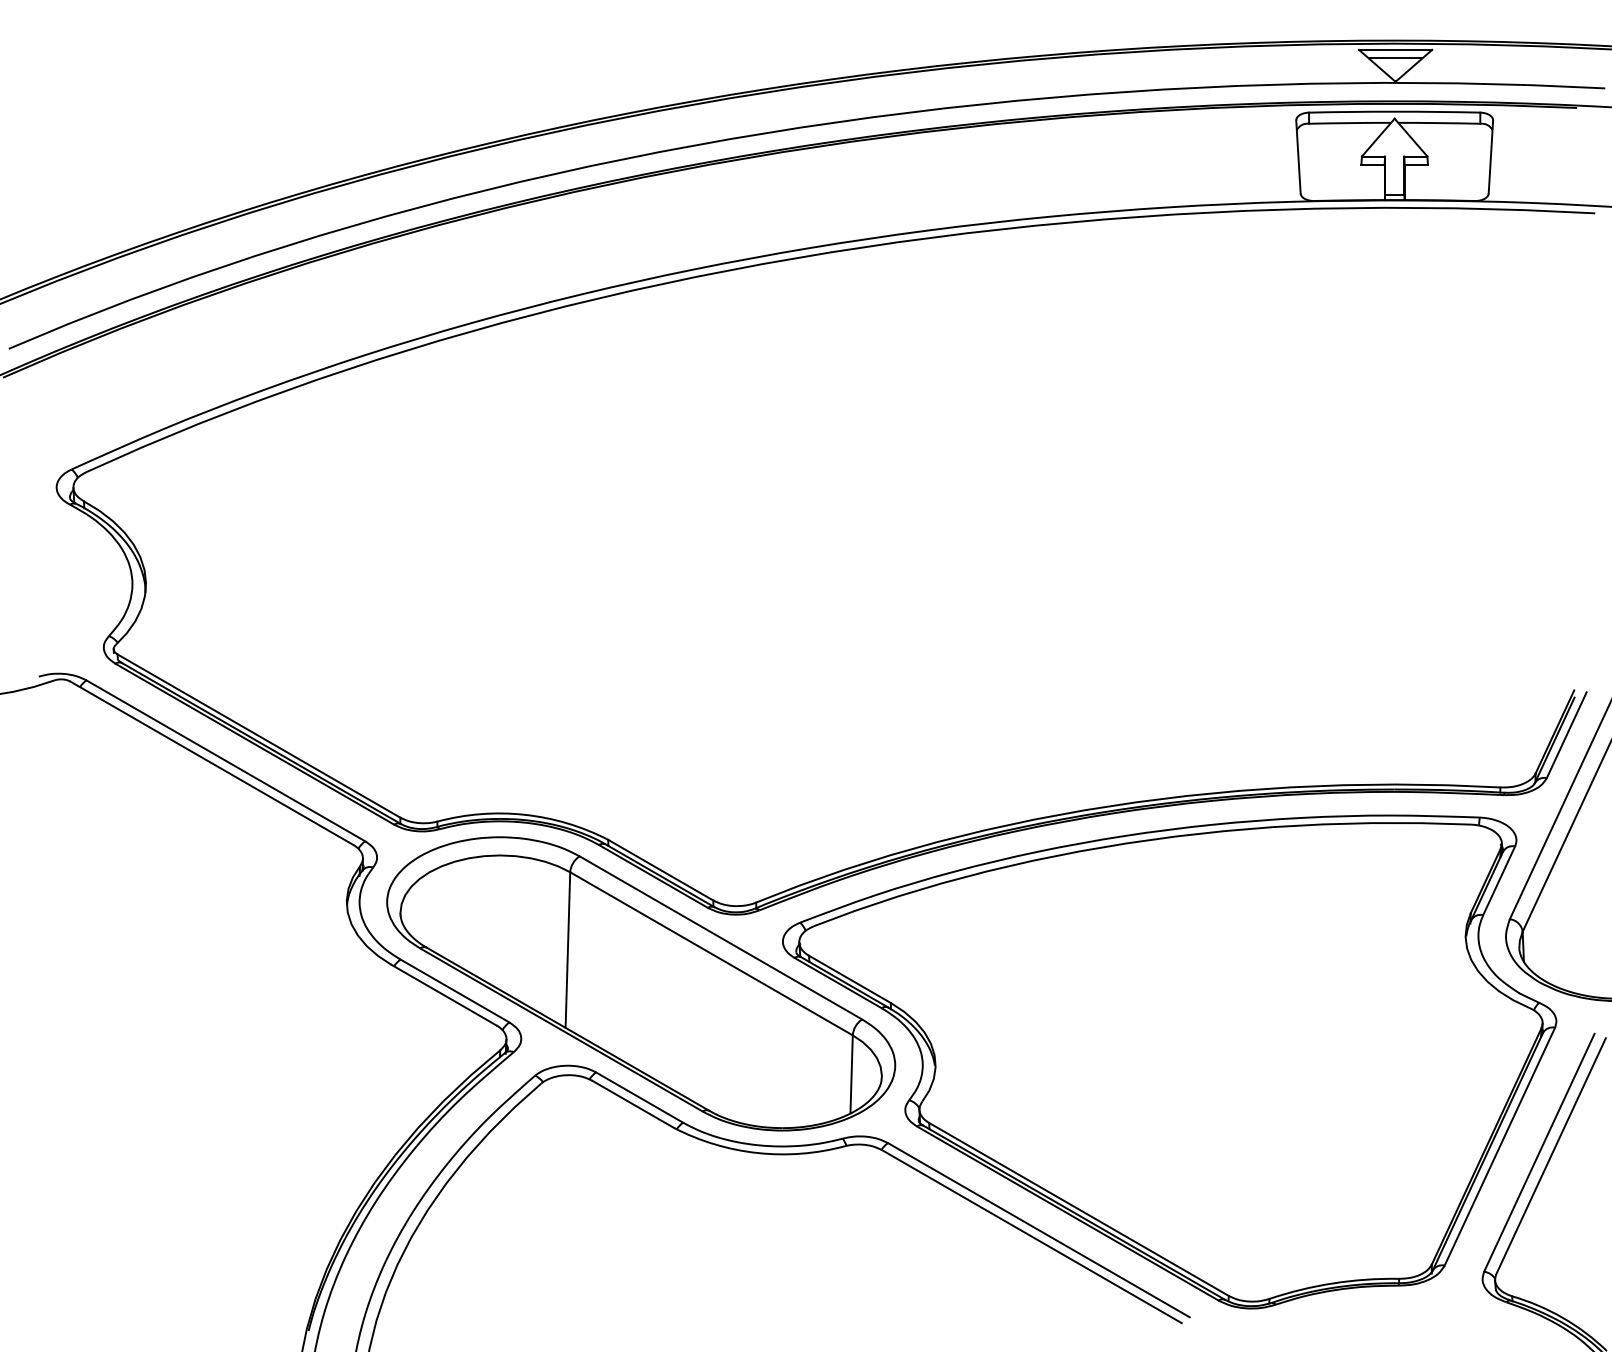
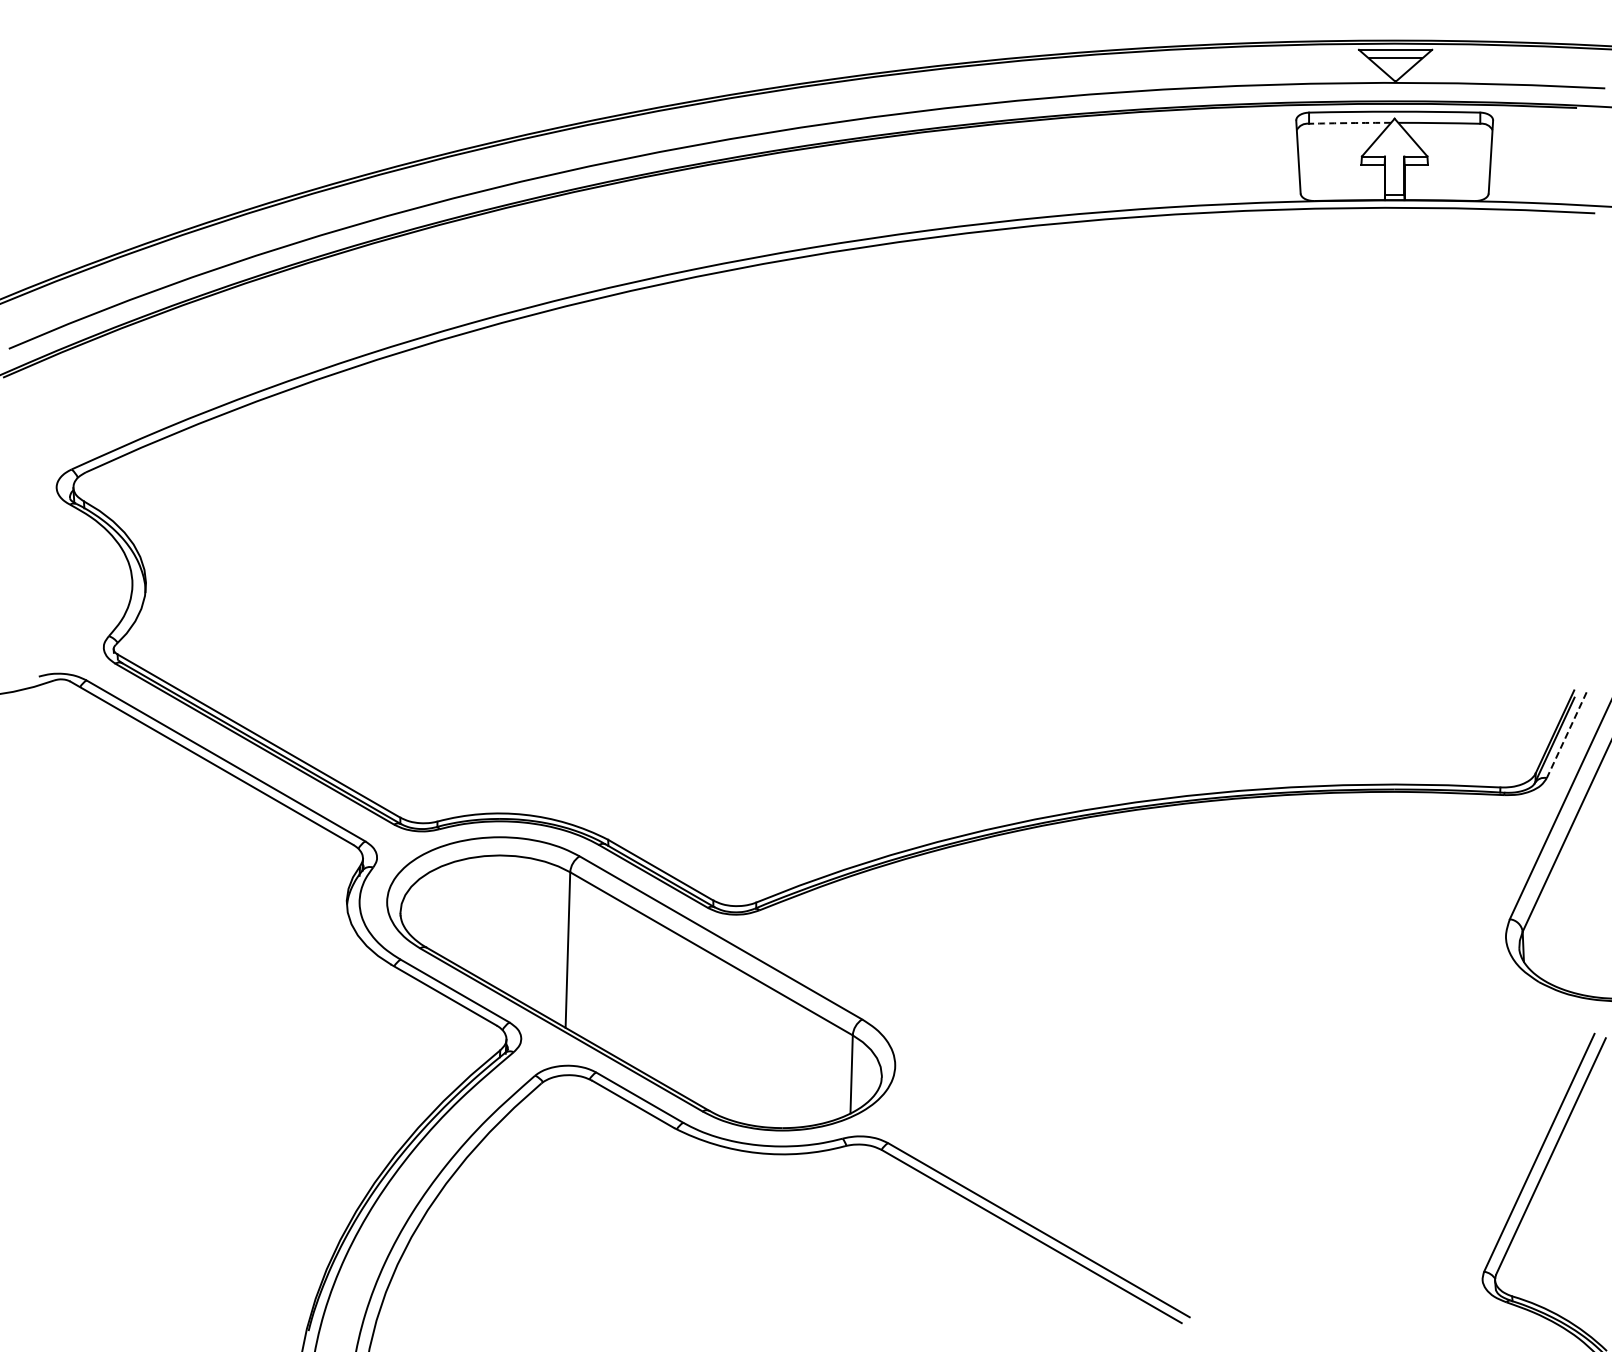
arc: solid -> dashed (1350, 123)
line: solid -> dashed (1566, 735)
part: present -> none (1169, 1061)
